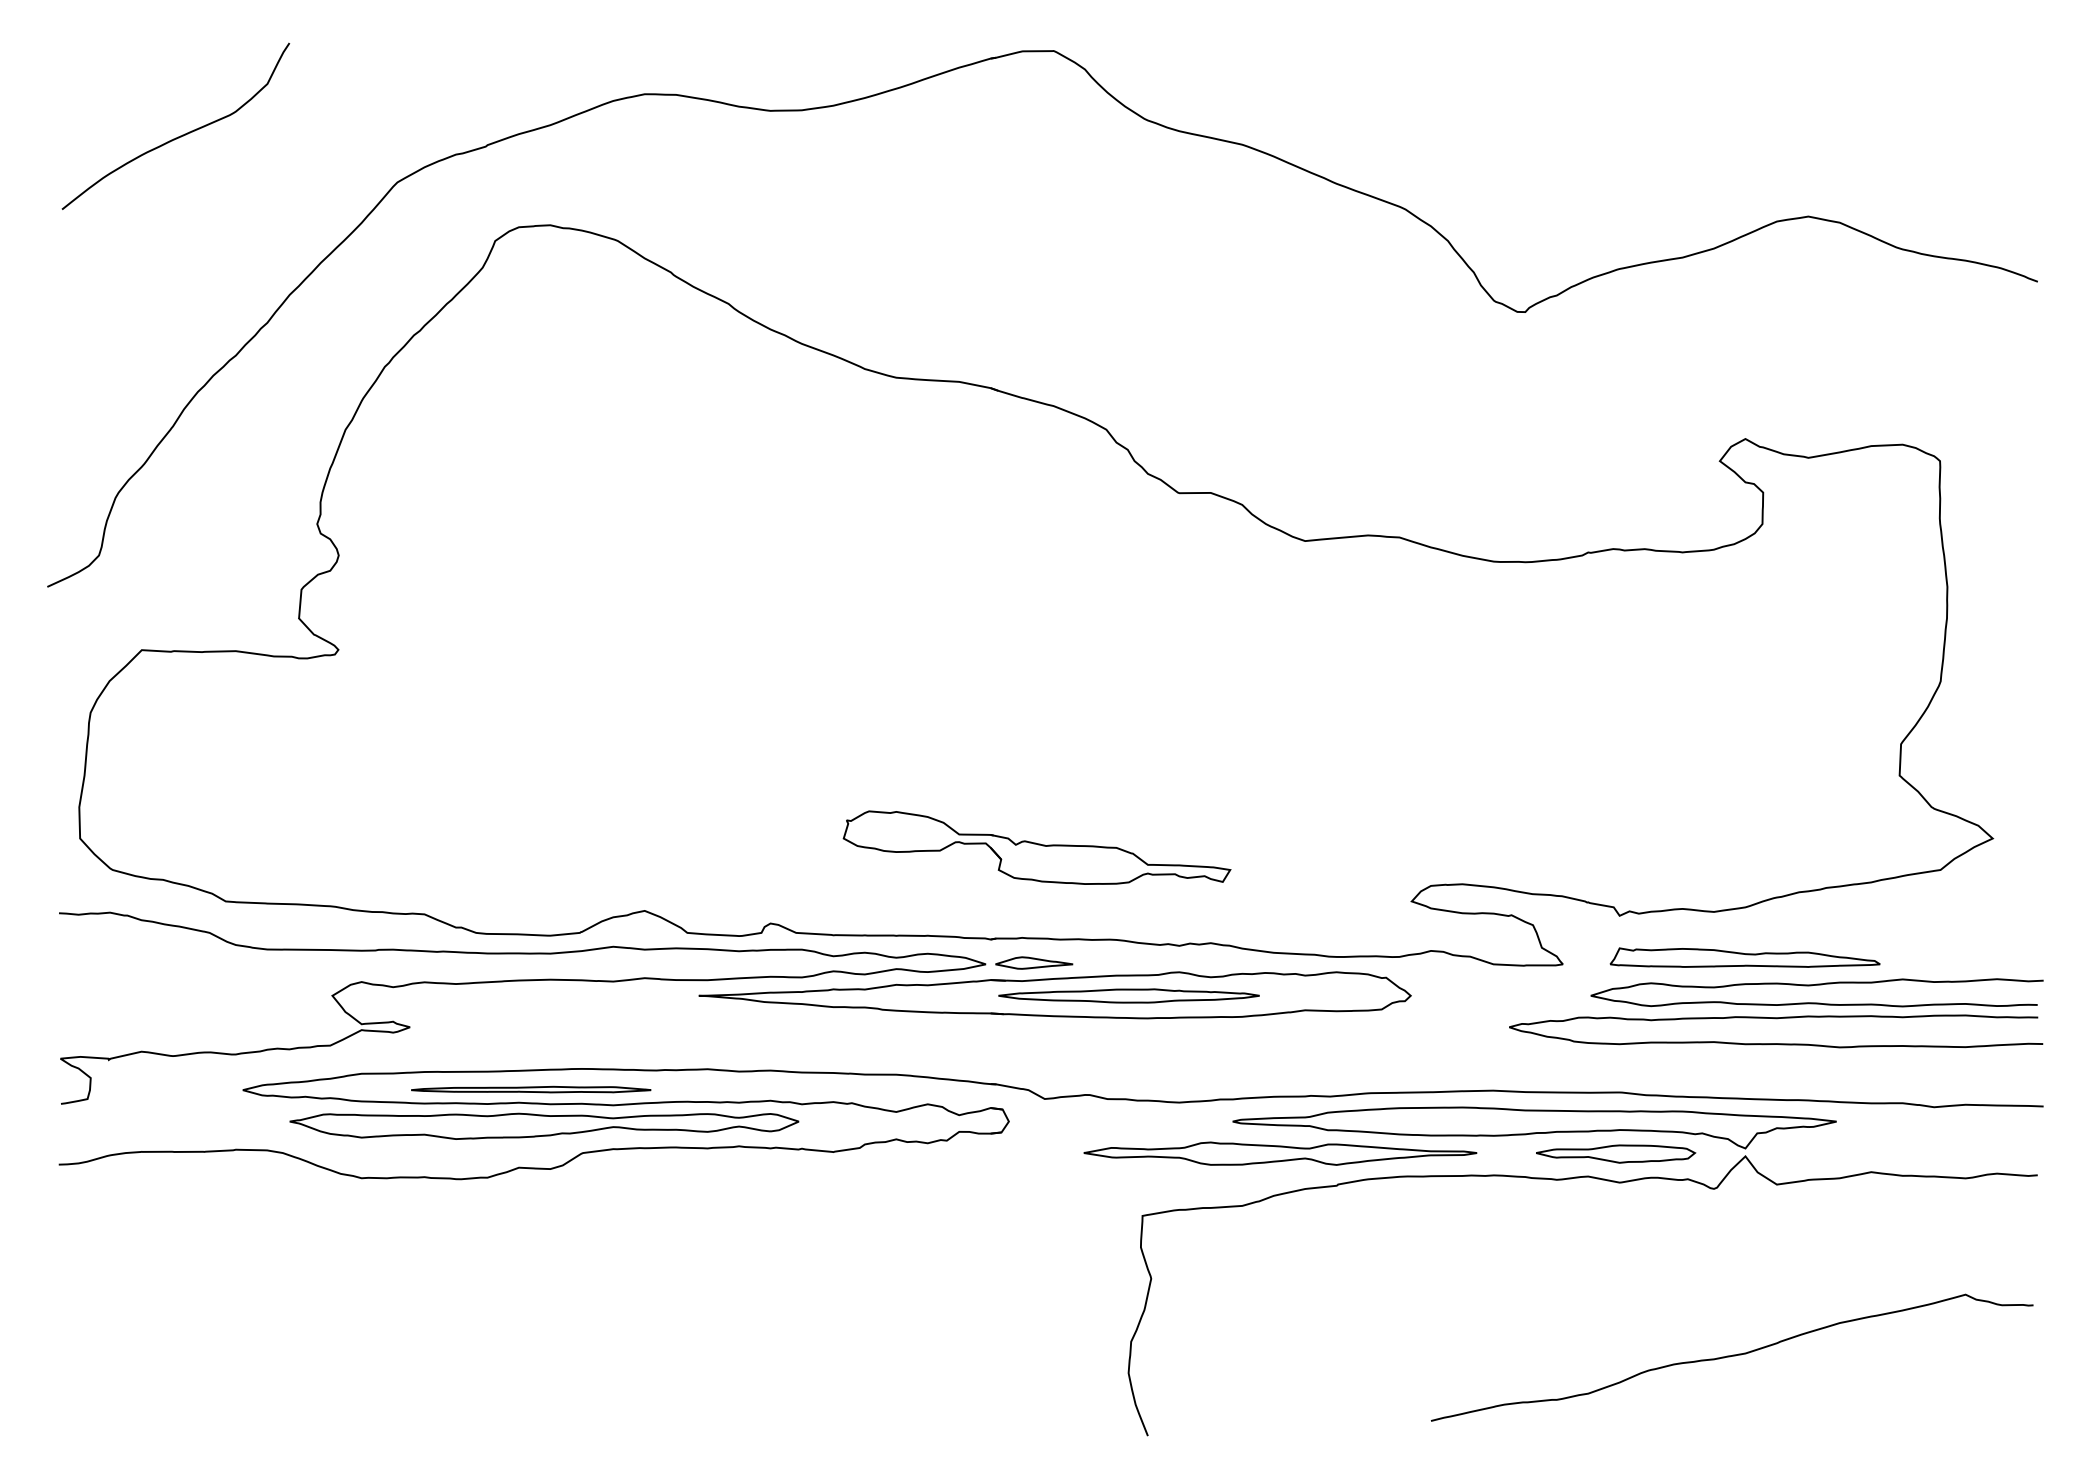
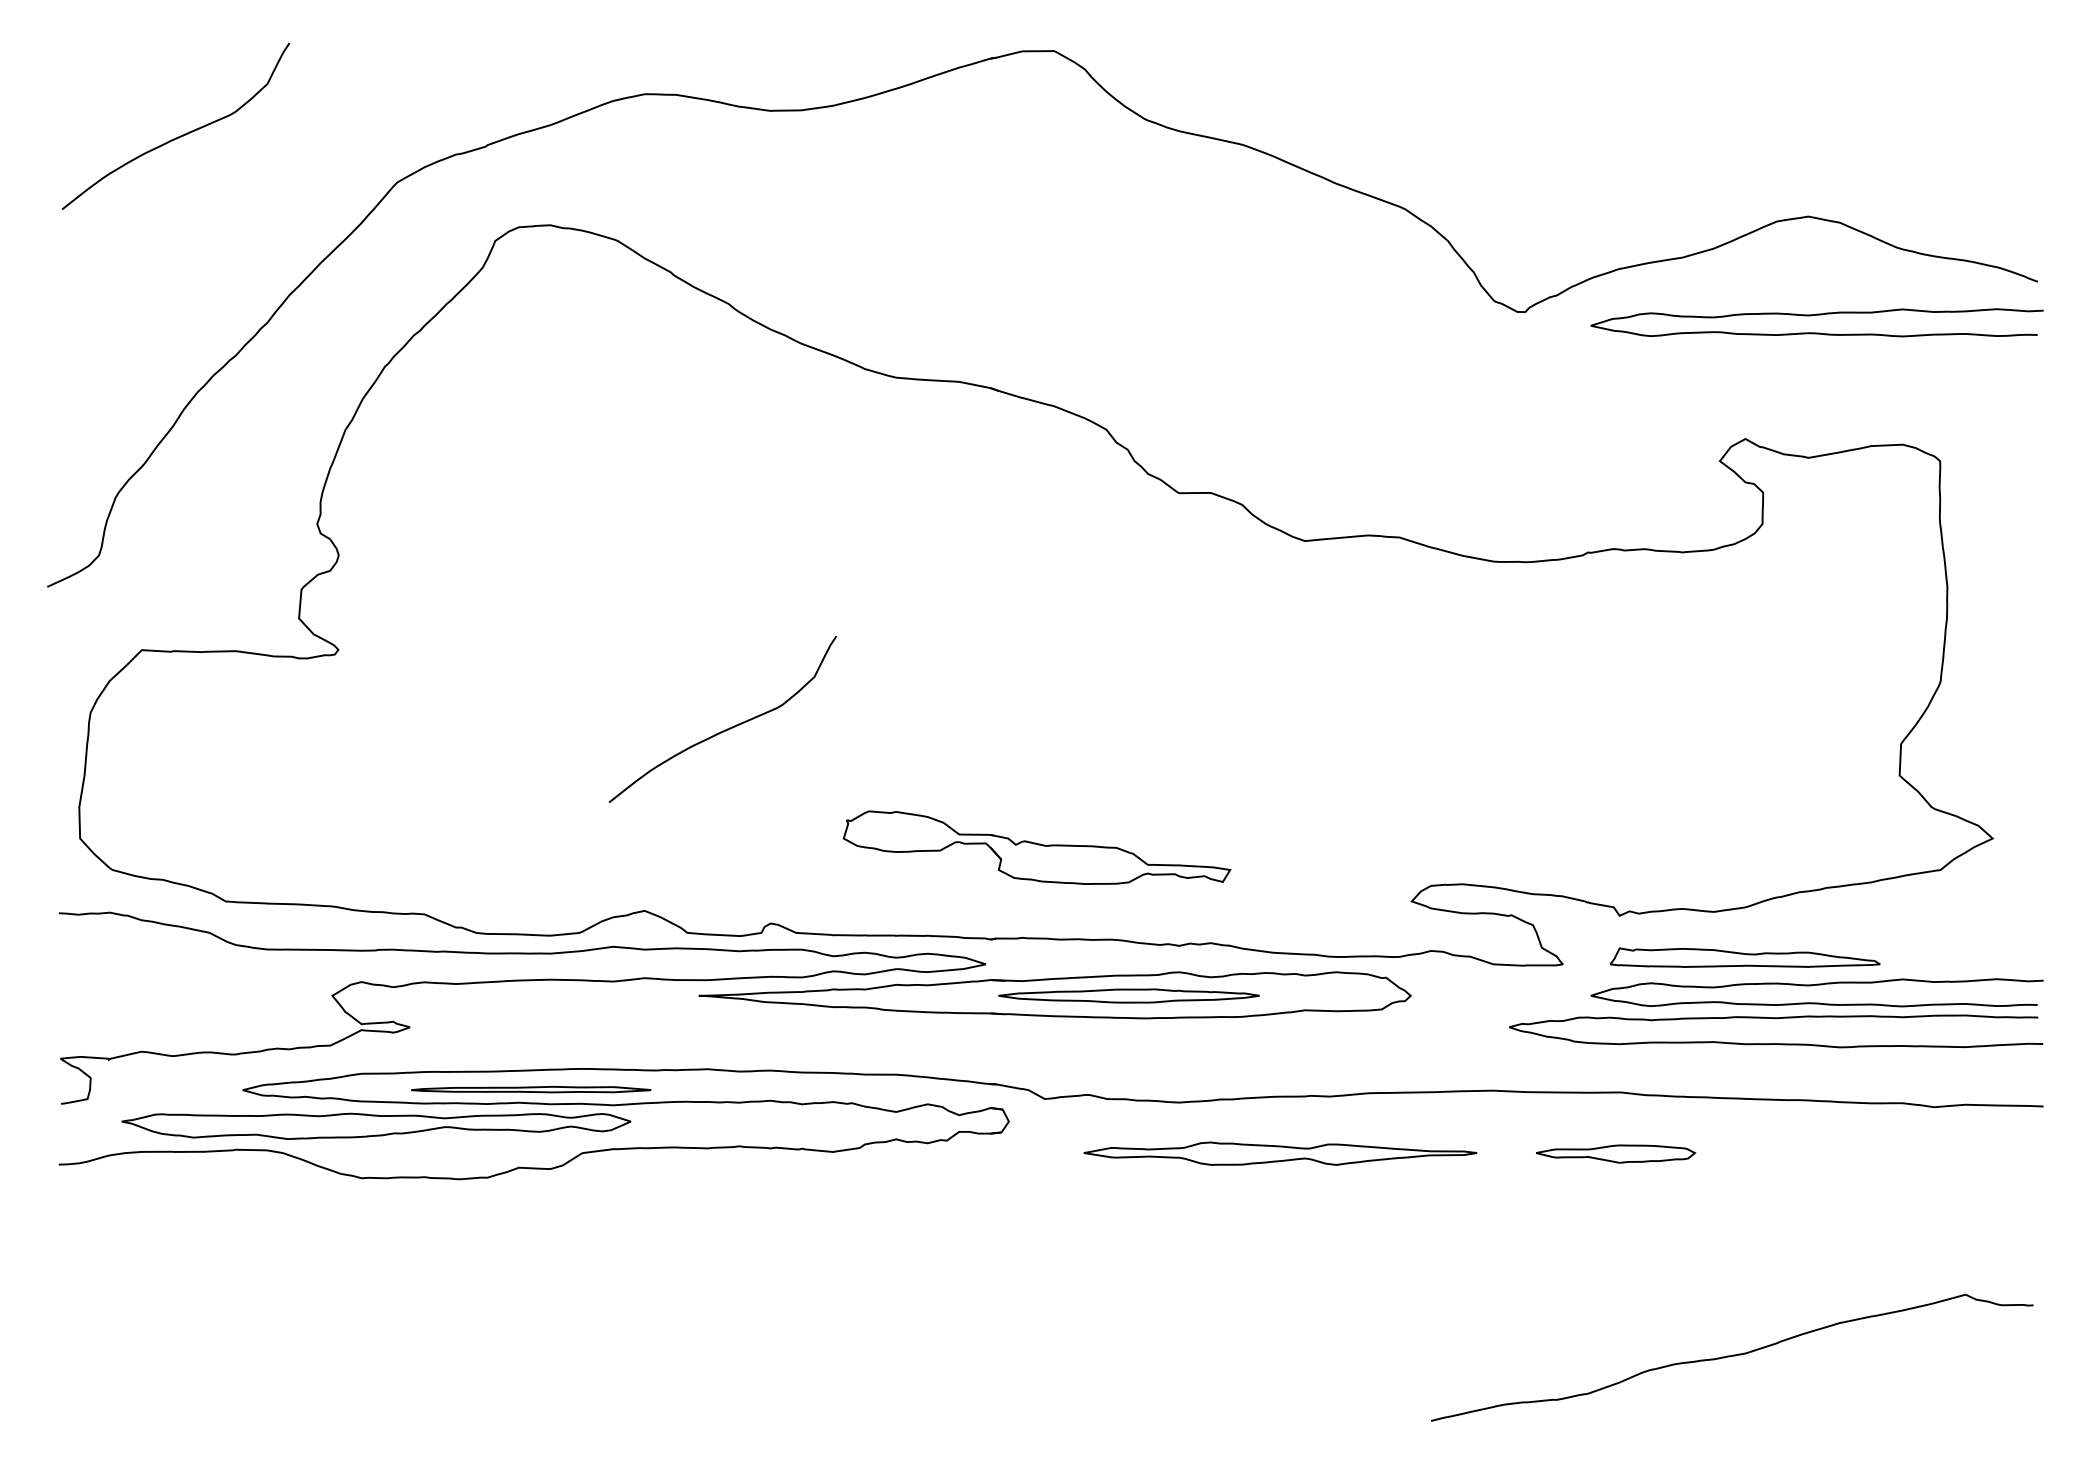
curve: none -> present (1816, 315)
curve: none -> present (727, 728)
part: present -> none (1034, 962)
part position: (544, 1125) -> (376, 1125) (376, 1125)
part: present -> none (1571, 1179)
